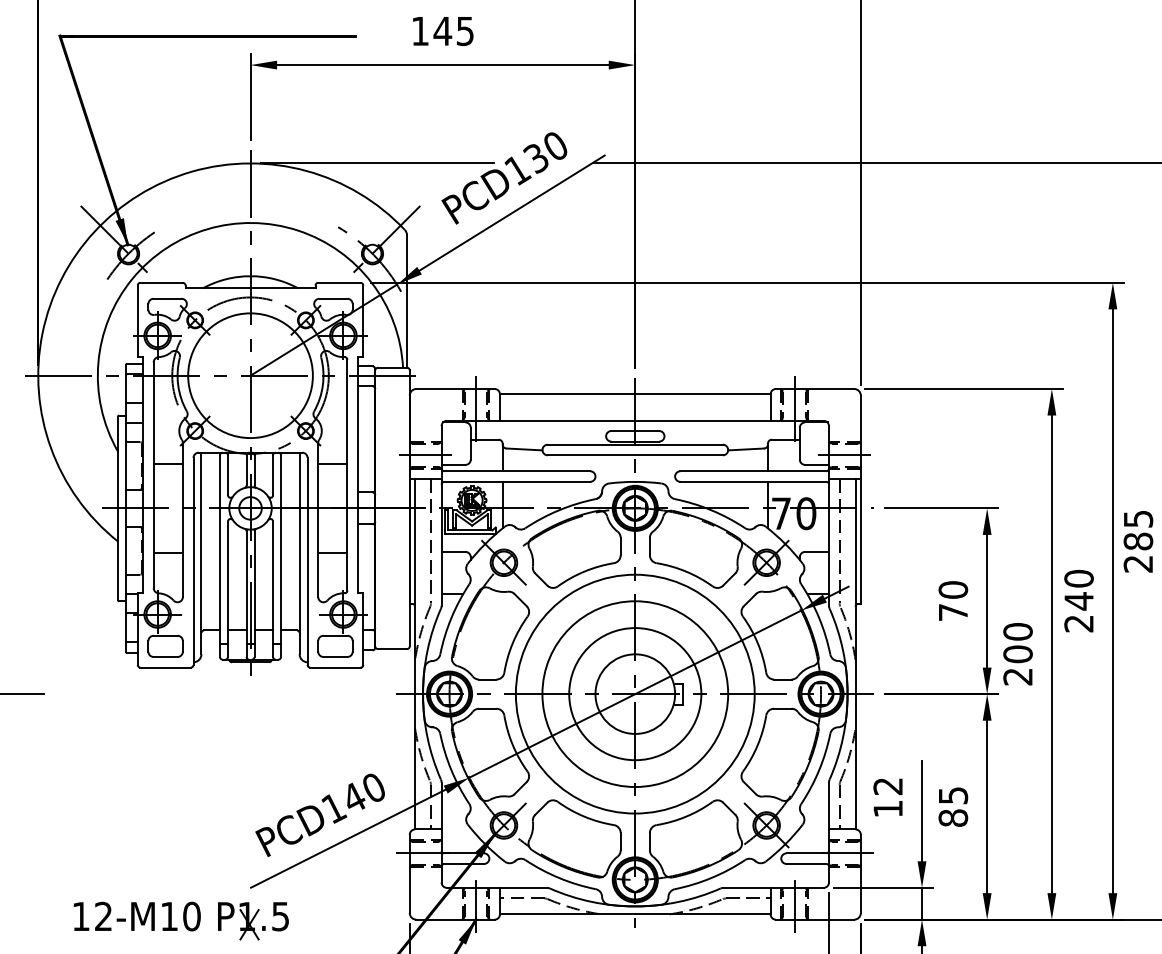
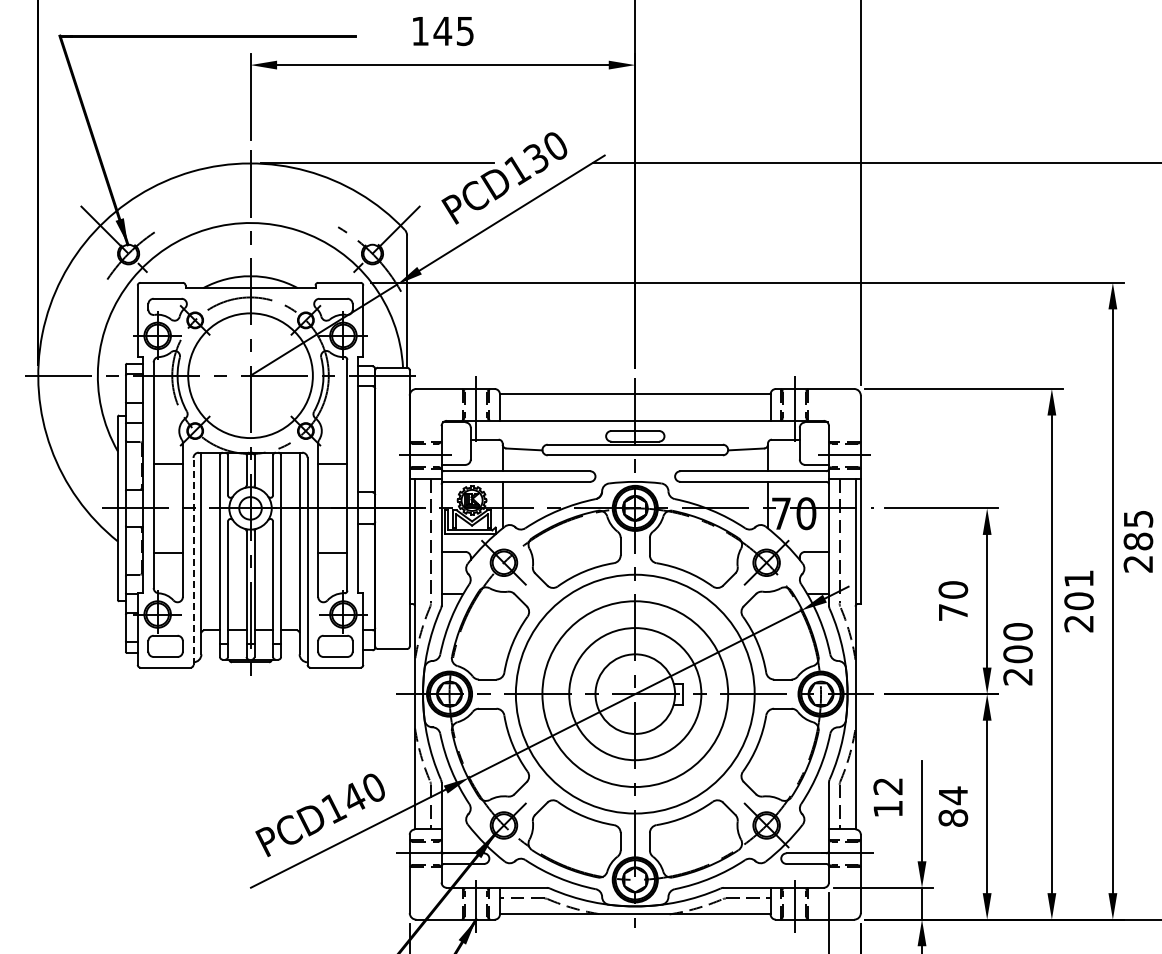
line: solid -> dashed (193, 560)
text: 240 -> 201 (1078, 589)
line: present -> none (23, 694)
text: 85 -> 84 (953, 795)
part: present -> none (180, 920)
